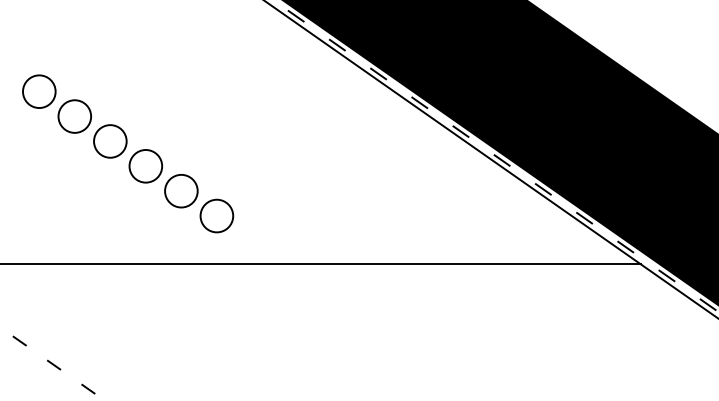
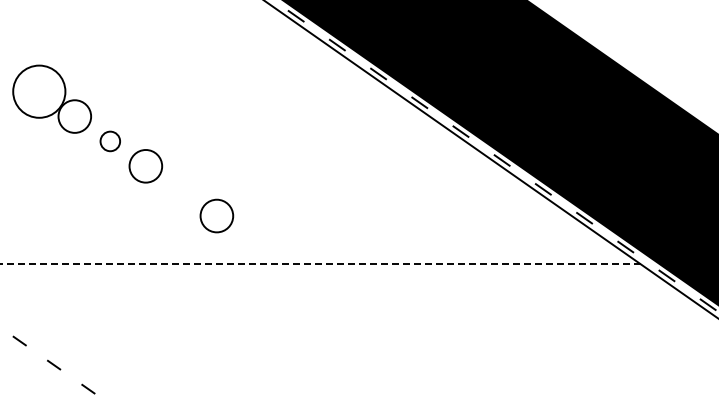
circle diameter: 33 px -> 52 px (39, 91)
circle diameter: 33 px -> 20 px (110, 141)
circle: present -> none (181, 191)
line: solid -> dashed (320, 264)
